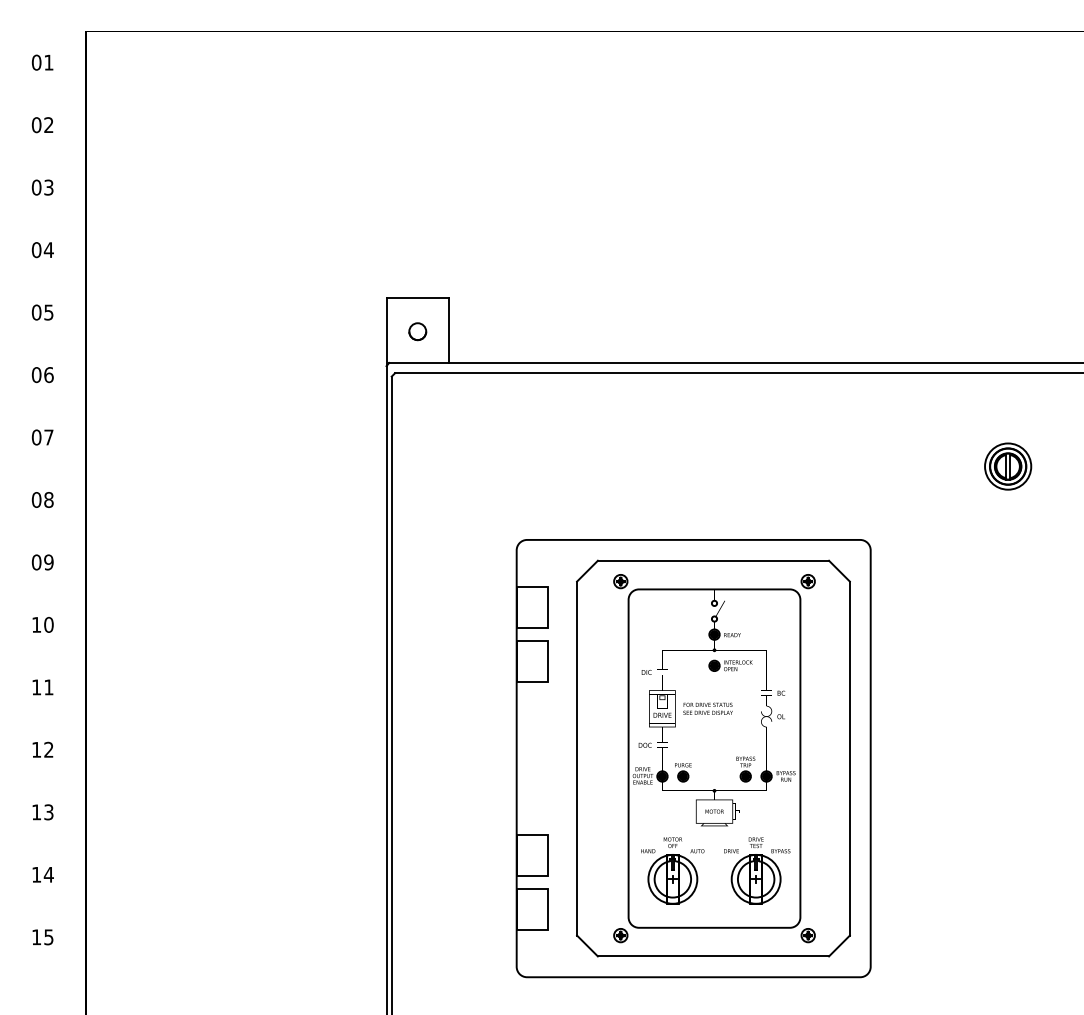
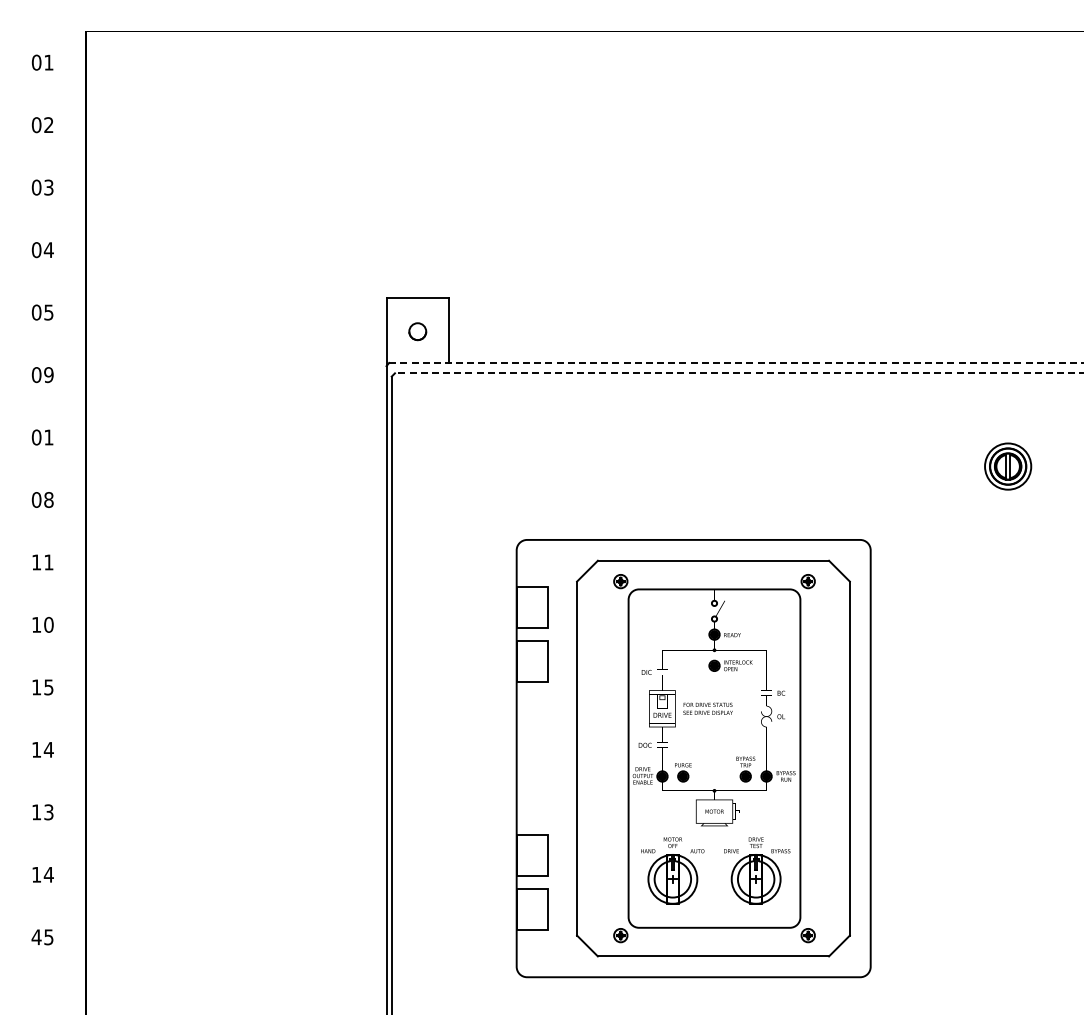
line: solid -> dashed (736, 362)
line: solid -> dashed (738, 373)
text: 06 -> 09 (48, 375)
text: 07 -> 01 (48, 437)
text: 09 -> 11 (42, 562)
text: 11 -> 15 (48, 687)
text: 12 -> 14 (48, 749)
text: 15 -> 45 (36, 937)
